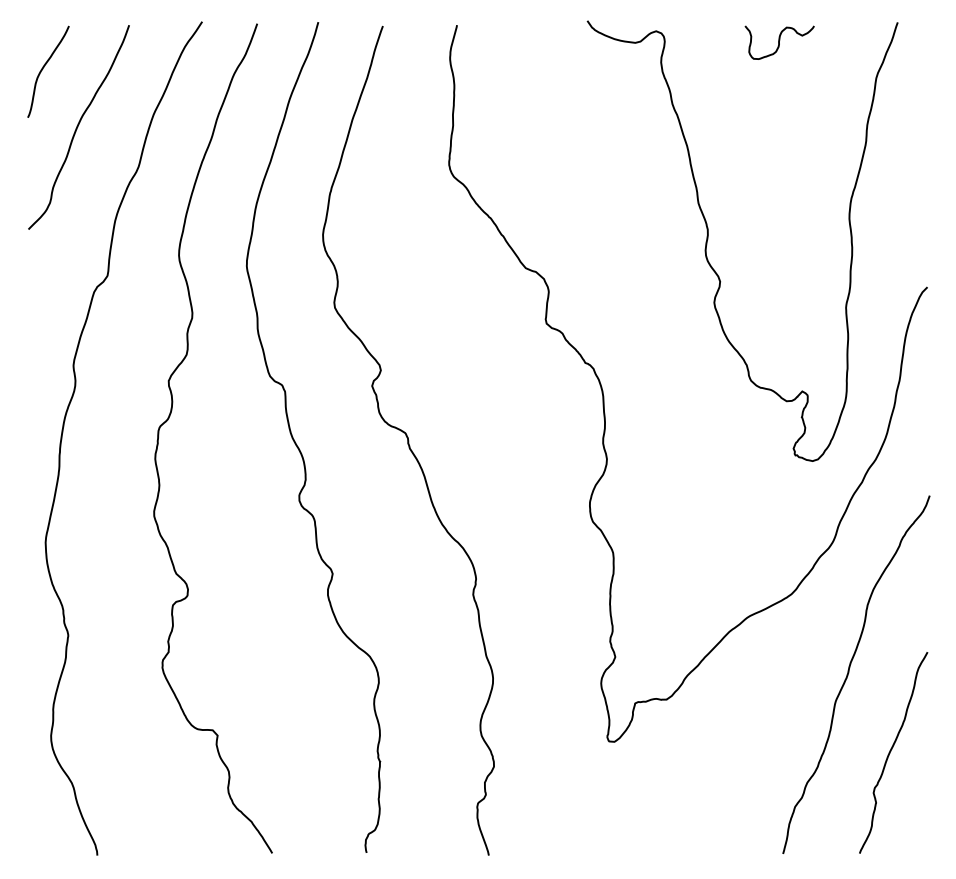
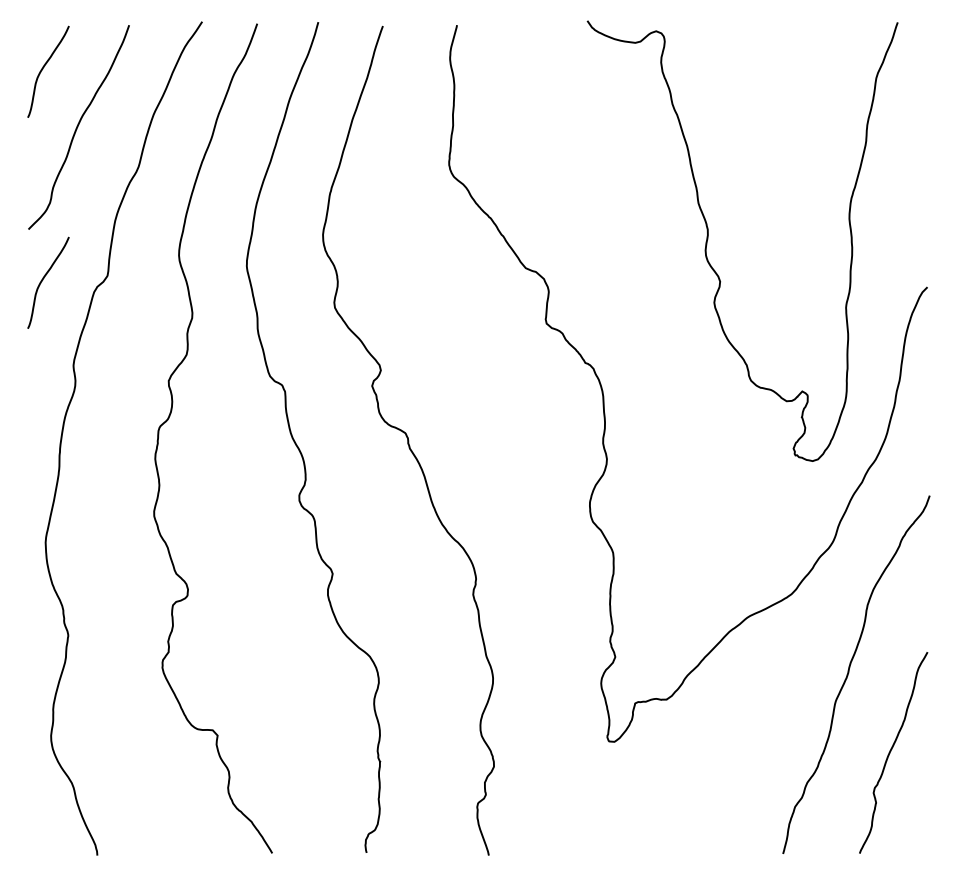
curve: present -> none (779, 42)
curve: none -> present (43, 280)
